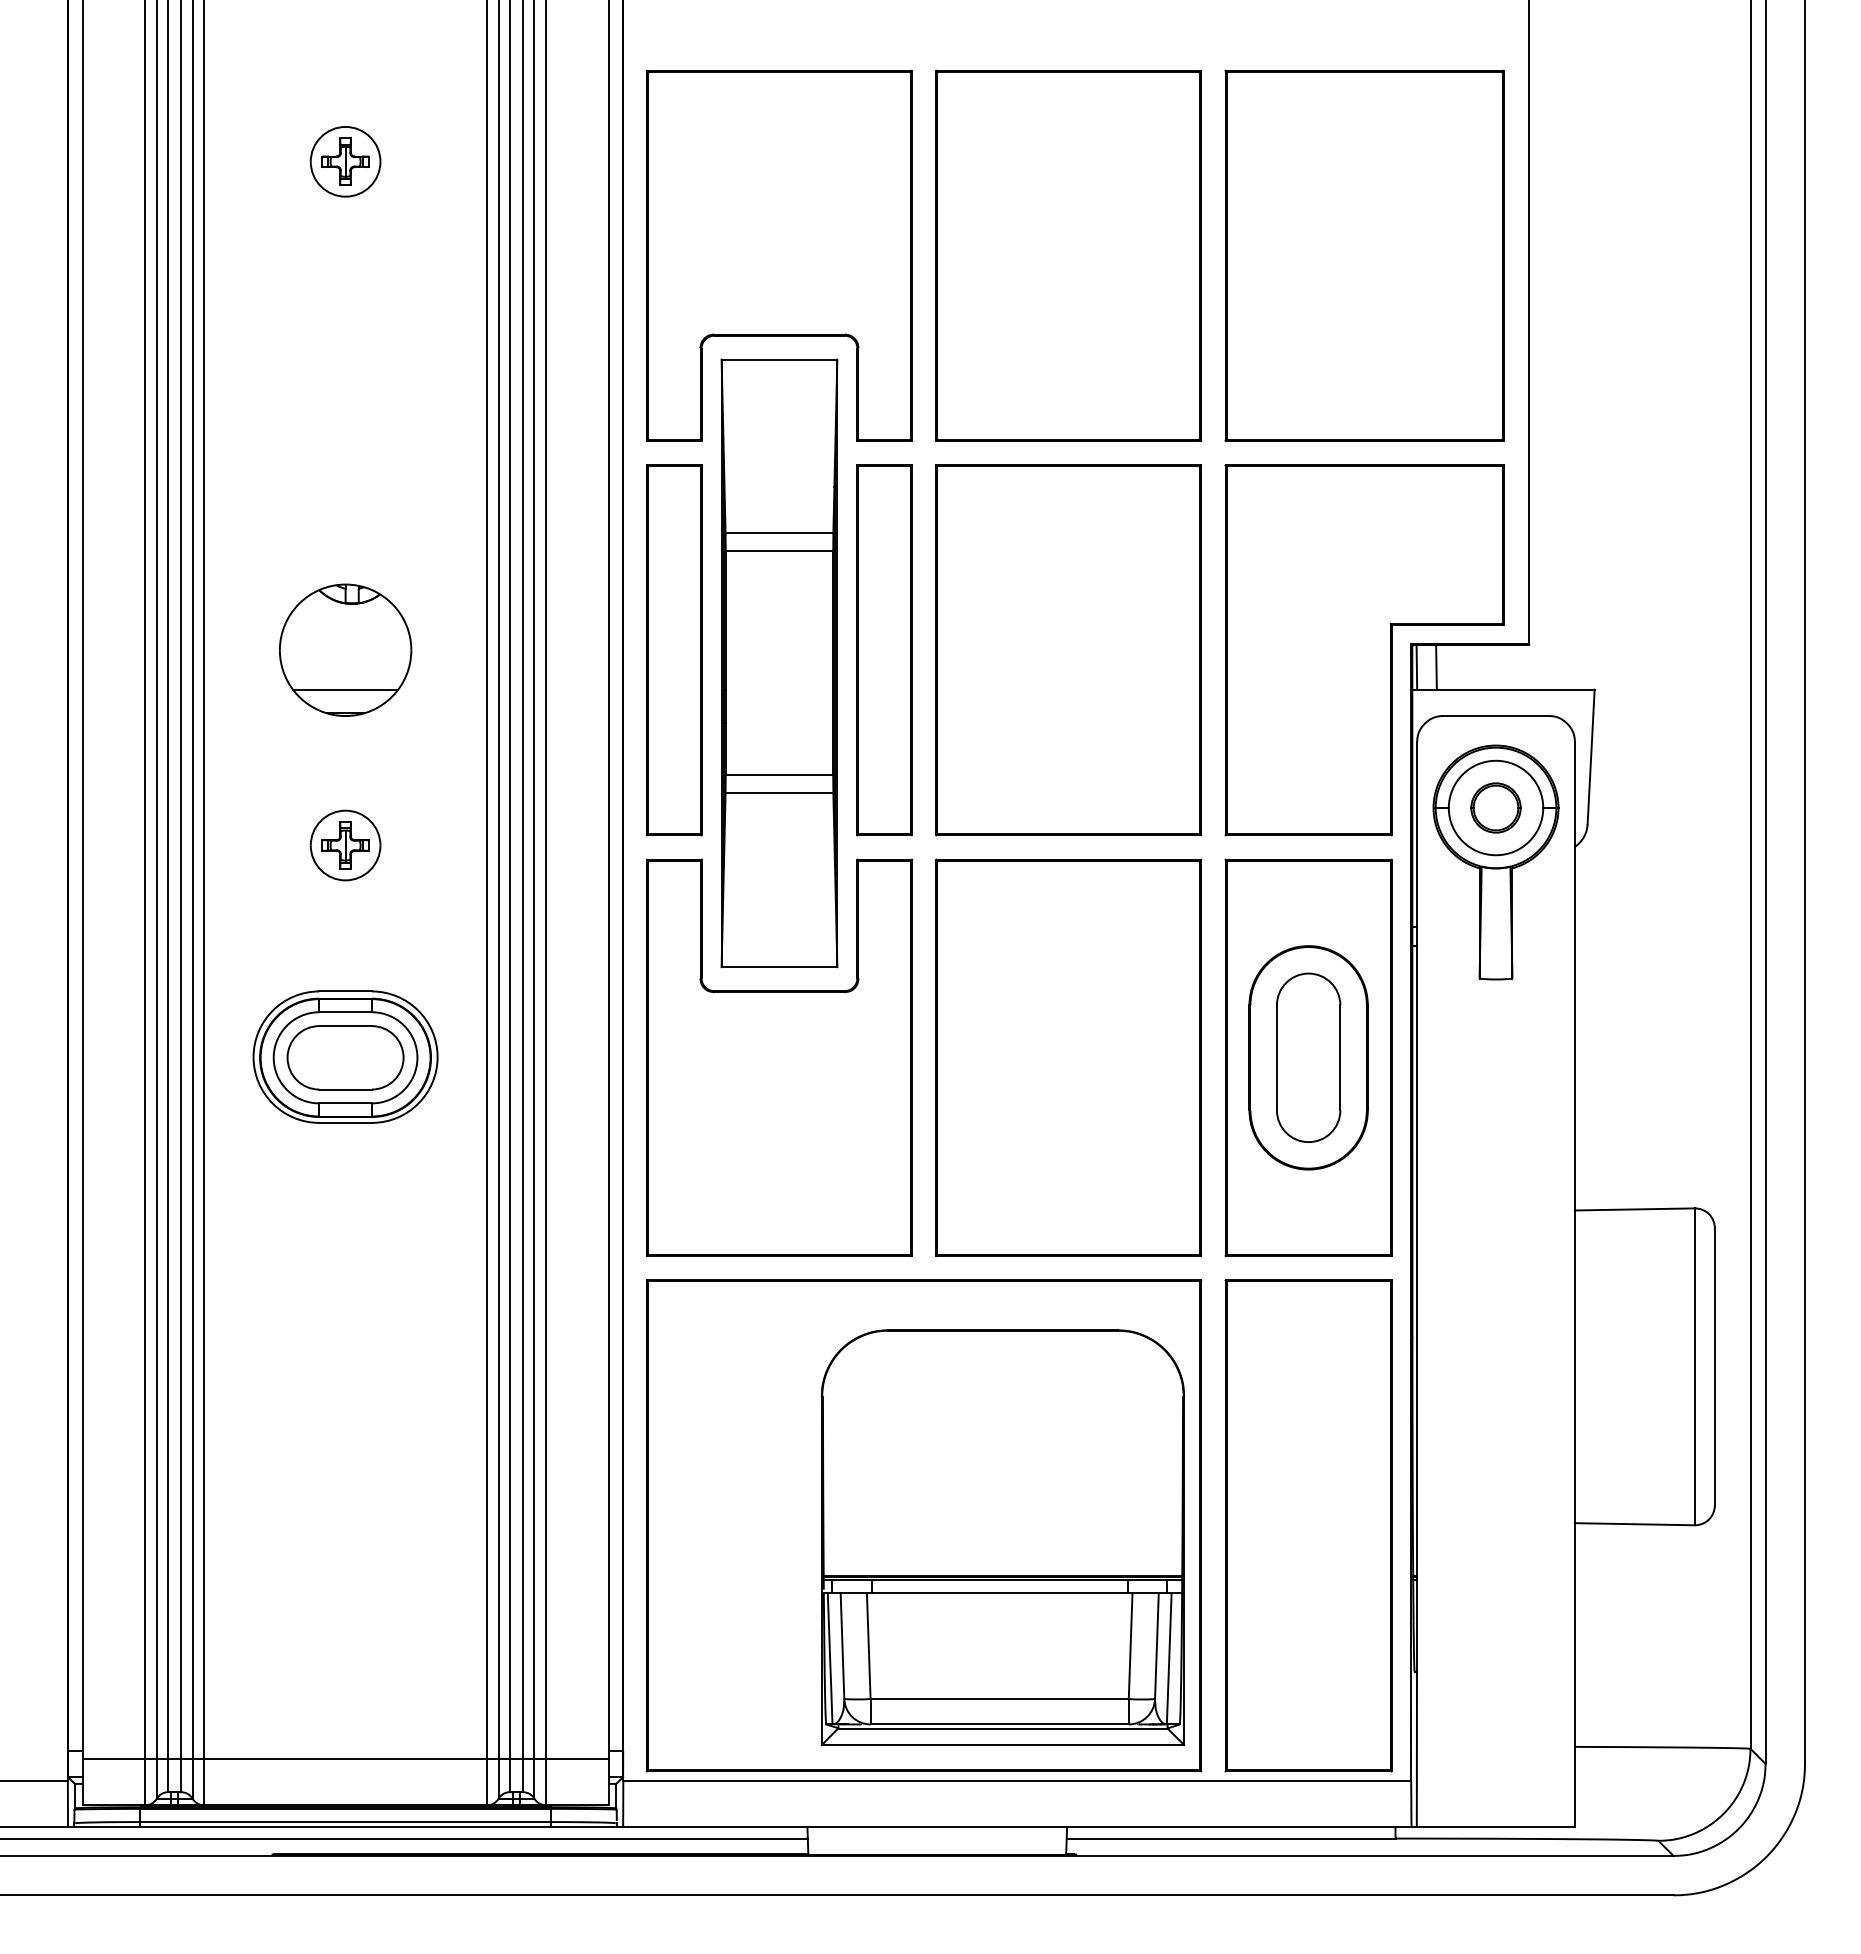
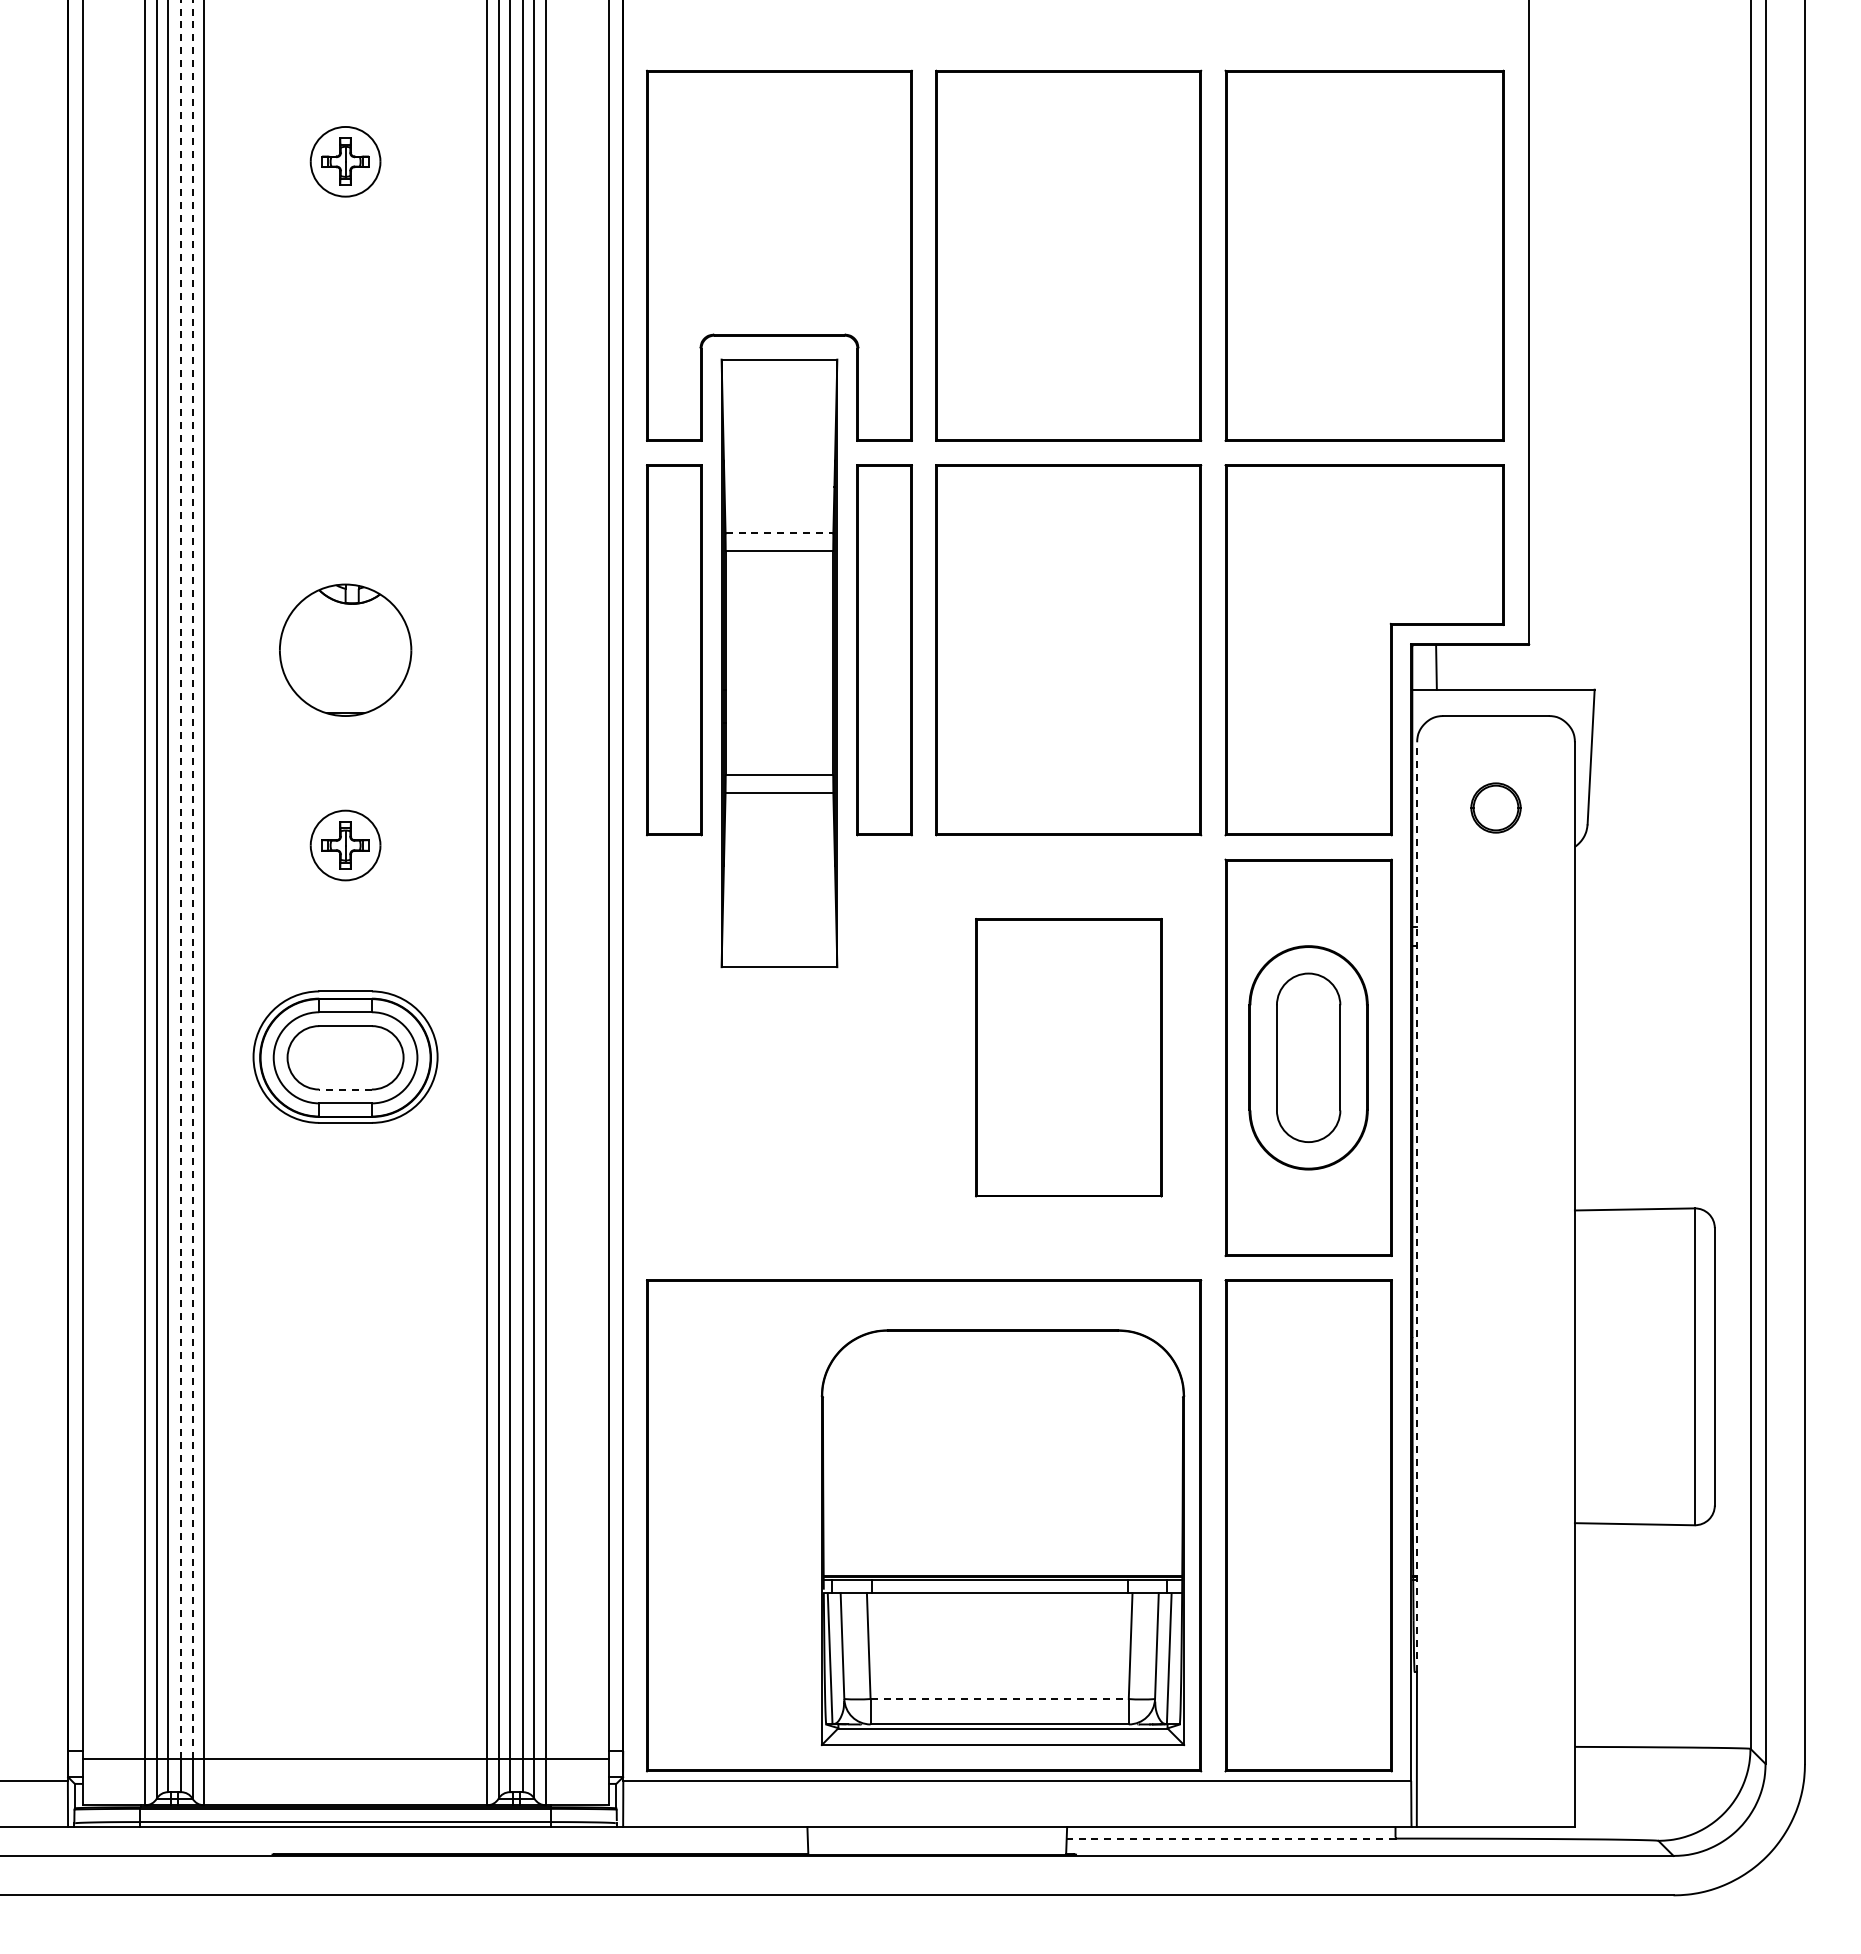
line: solid -> dashed (779, 533)
line: present -> none (1416, 666)
line: present -> none (345, 689)
part: present -> none (1495, 862)
line: solid -> dashed (181, 879)
line: solid -> dashed (192, 879)
part: present -> none (779, 1057)
part size: 268x399 px -> 188x280 px (1068, 1057)
line: solid -> dashed (345, 1089)
line: solid -> dashed (1417, 1206)
line: solid -> dashed (1000, 1699)
line: present -> none (404, 1838)
line: solid -> dashed (1230, 1838)
